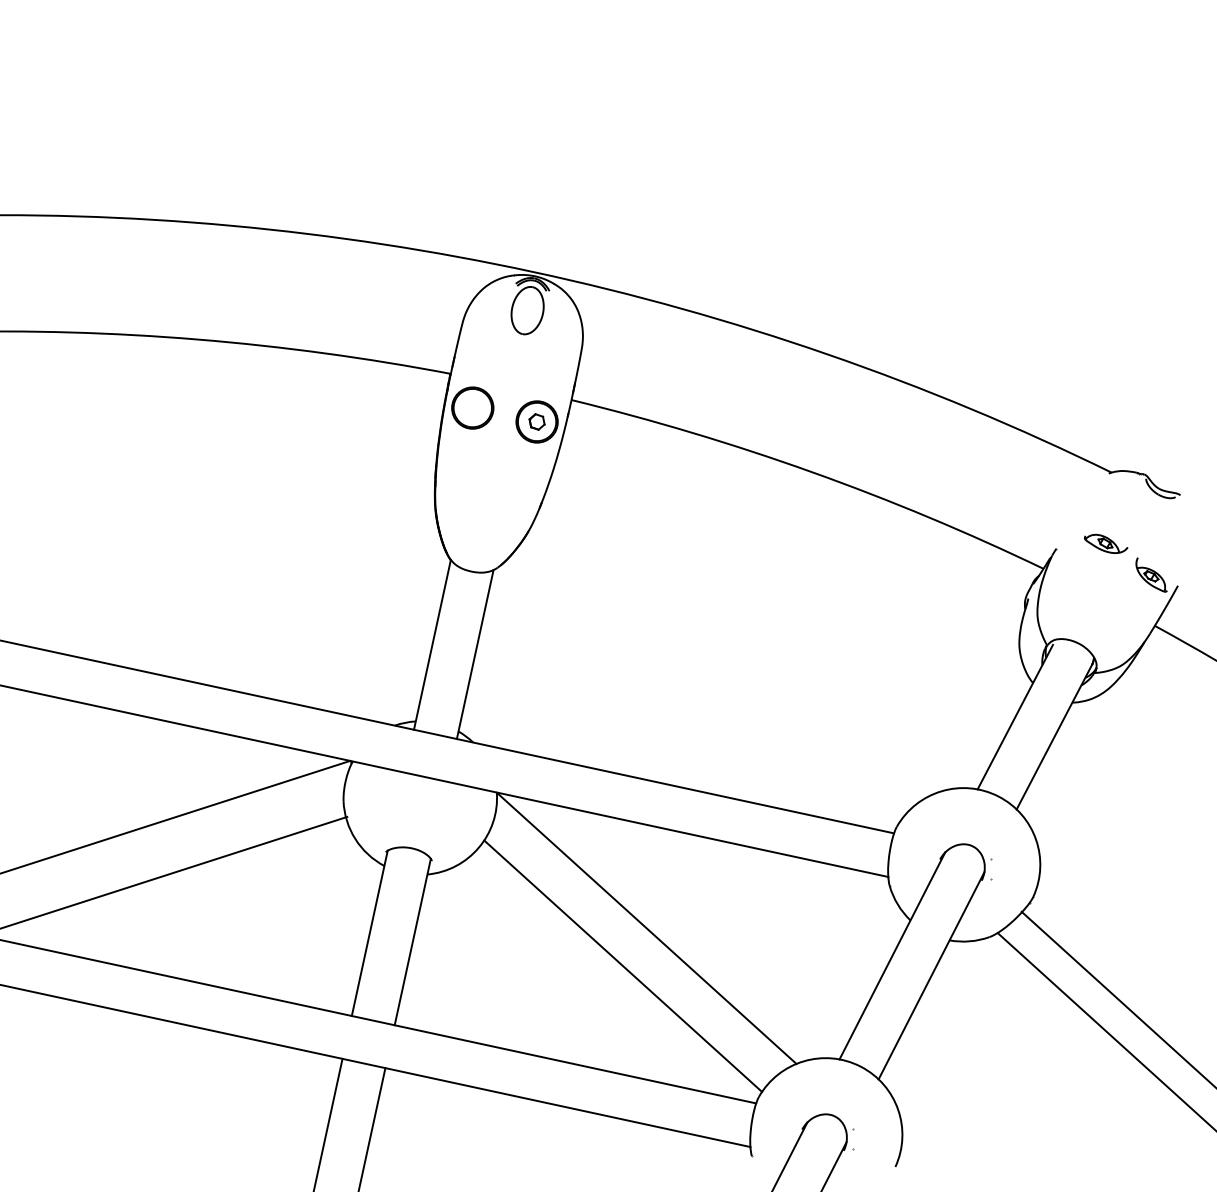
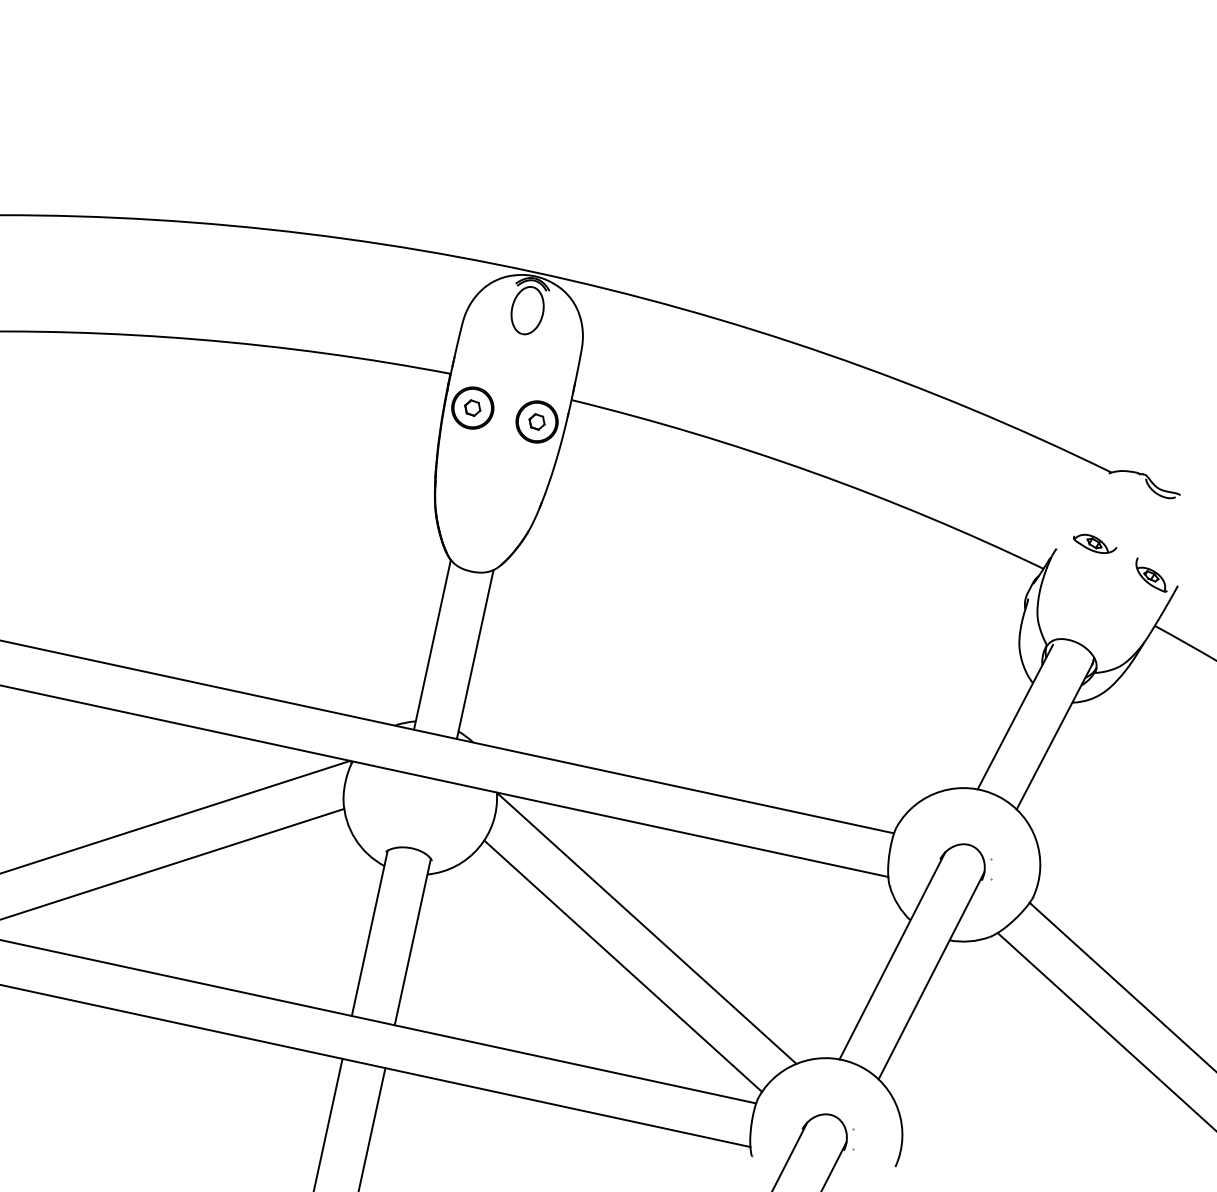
part: none -> present (472, 407)
part position: (1106, 543) -> (1095, 543) (1095, 543)
line position: (174, 872) -> (173, 863) (173, 863)
line position: (1117, 998) -> (1121, 985) (1121, 985)
